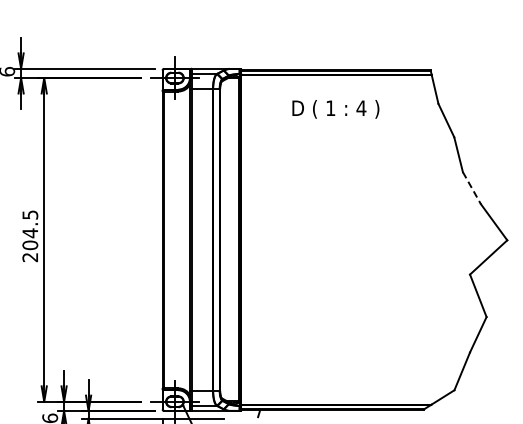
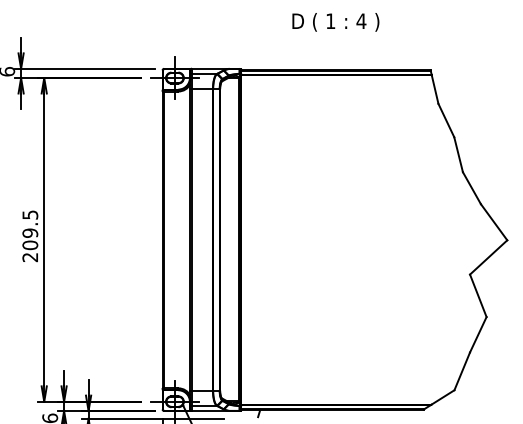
text position: (335, 109) -> (335, 22) (335, 22)
line: dashed -> solid (472, 188)
text: 204.5 -> 209.5 (30, 233)
